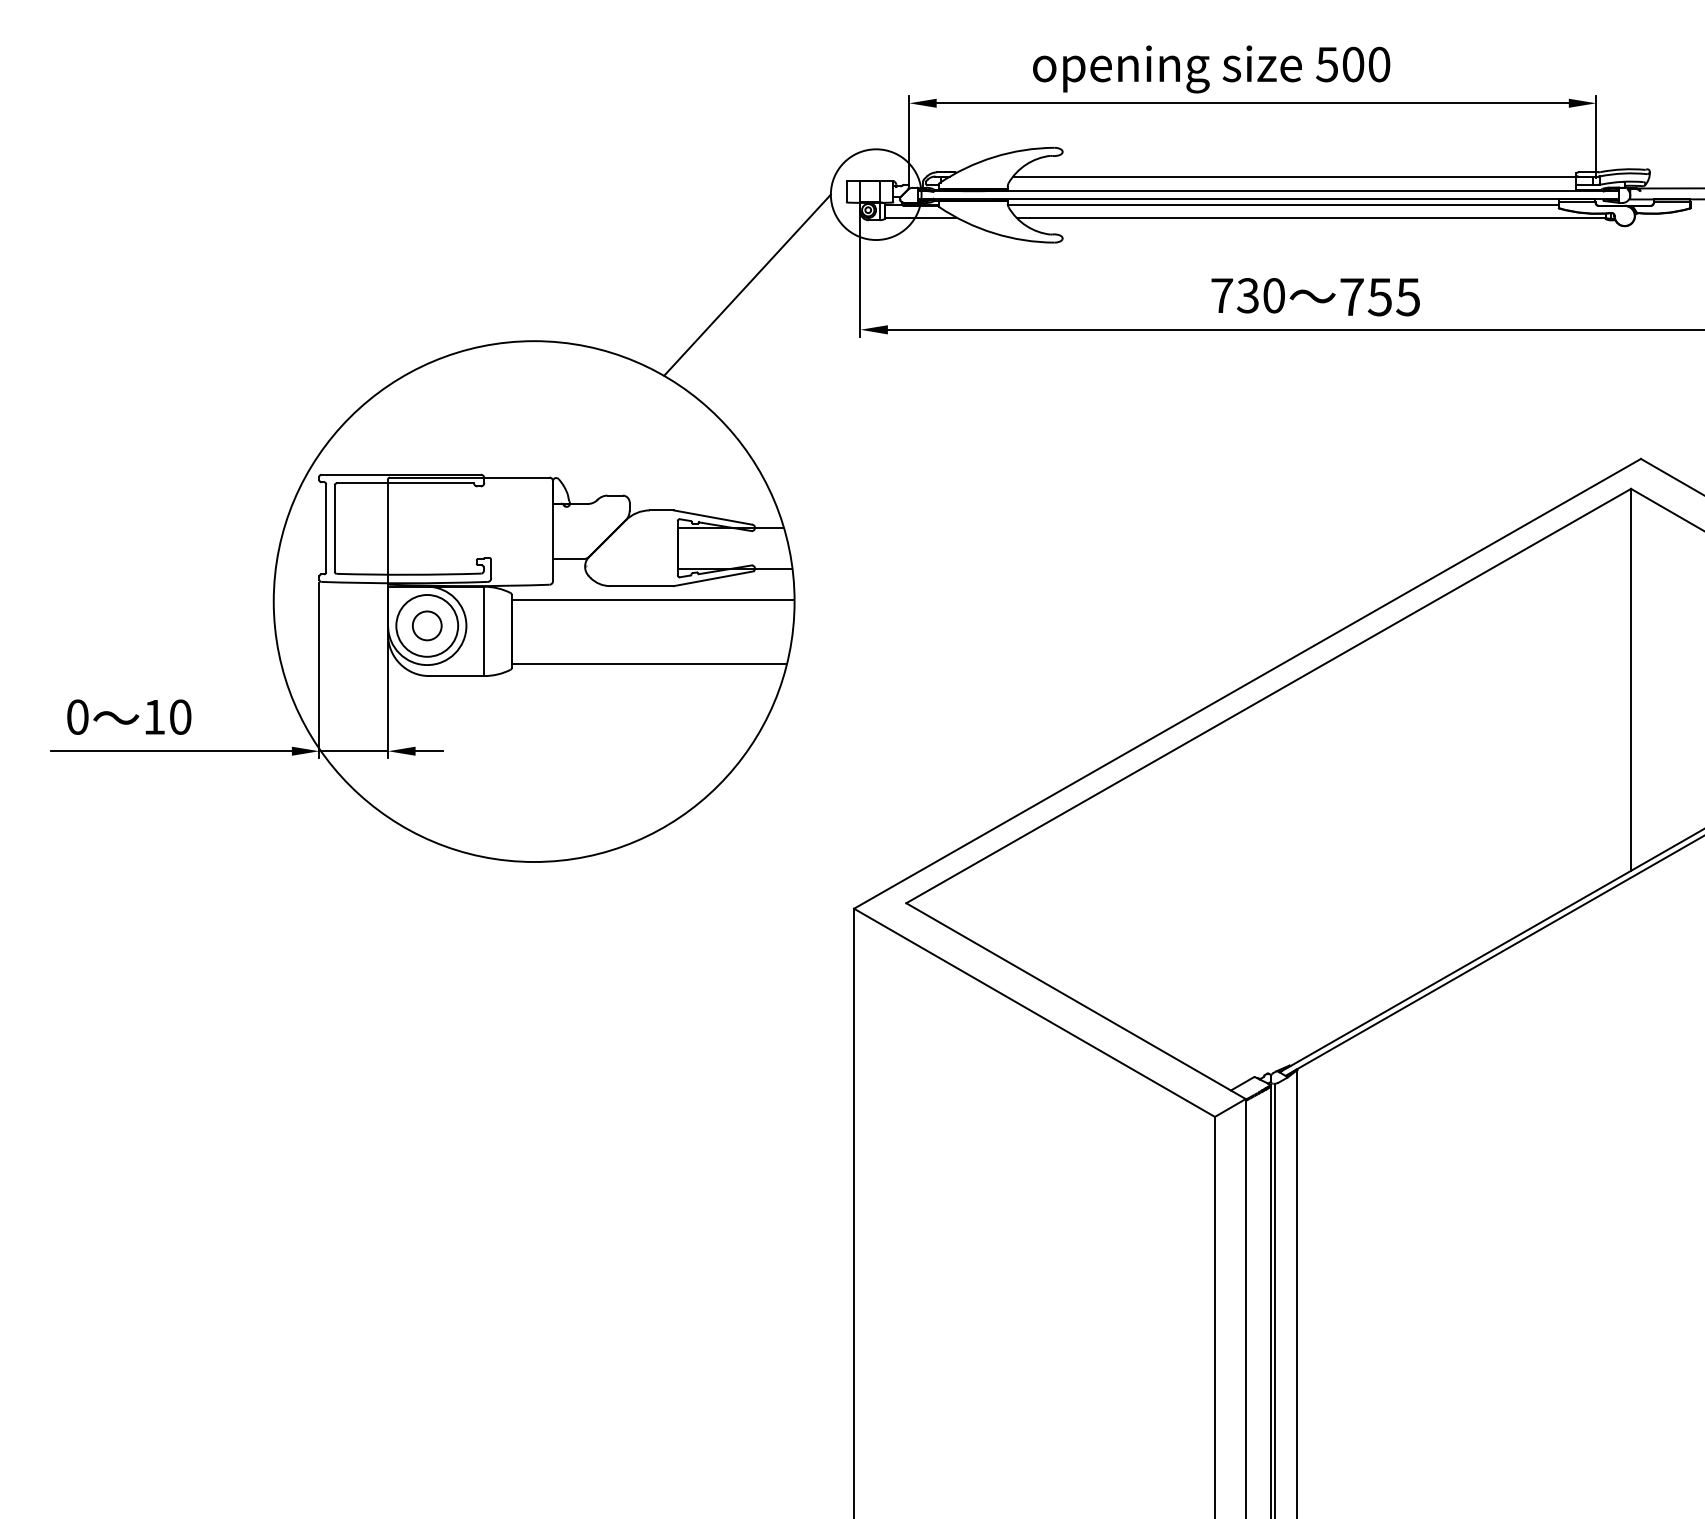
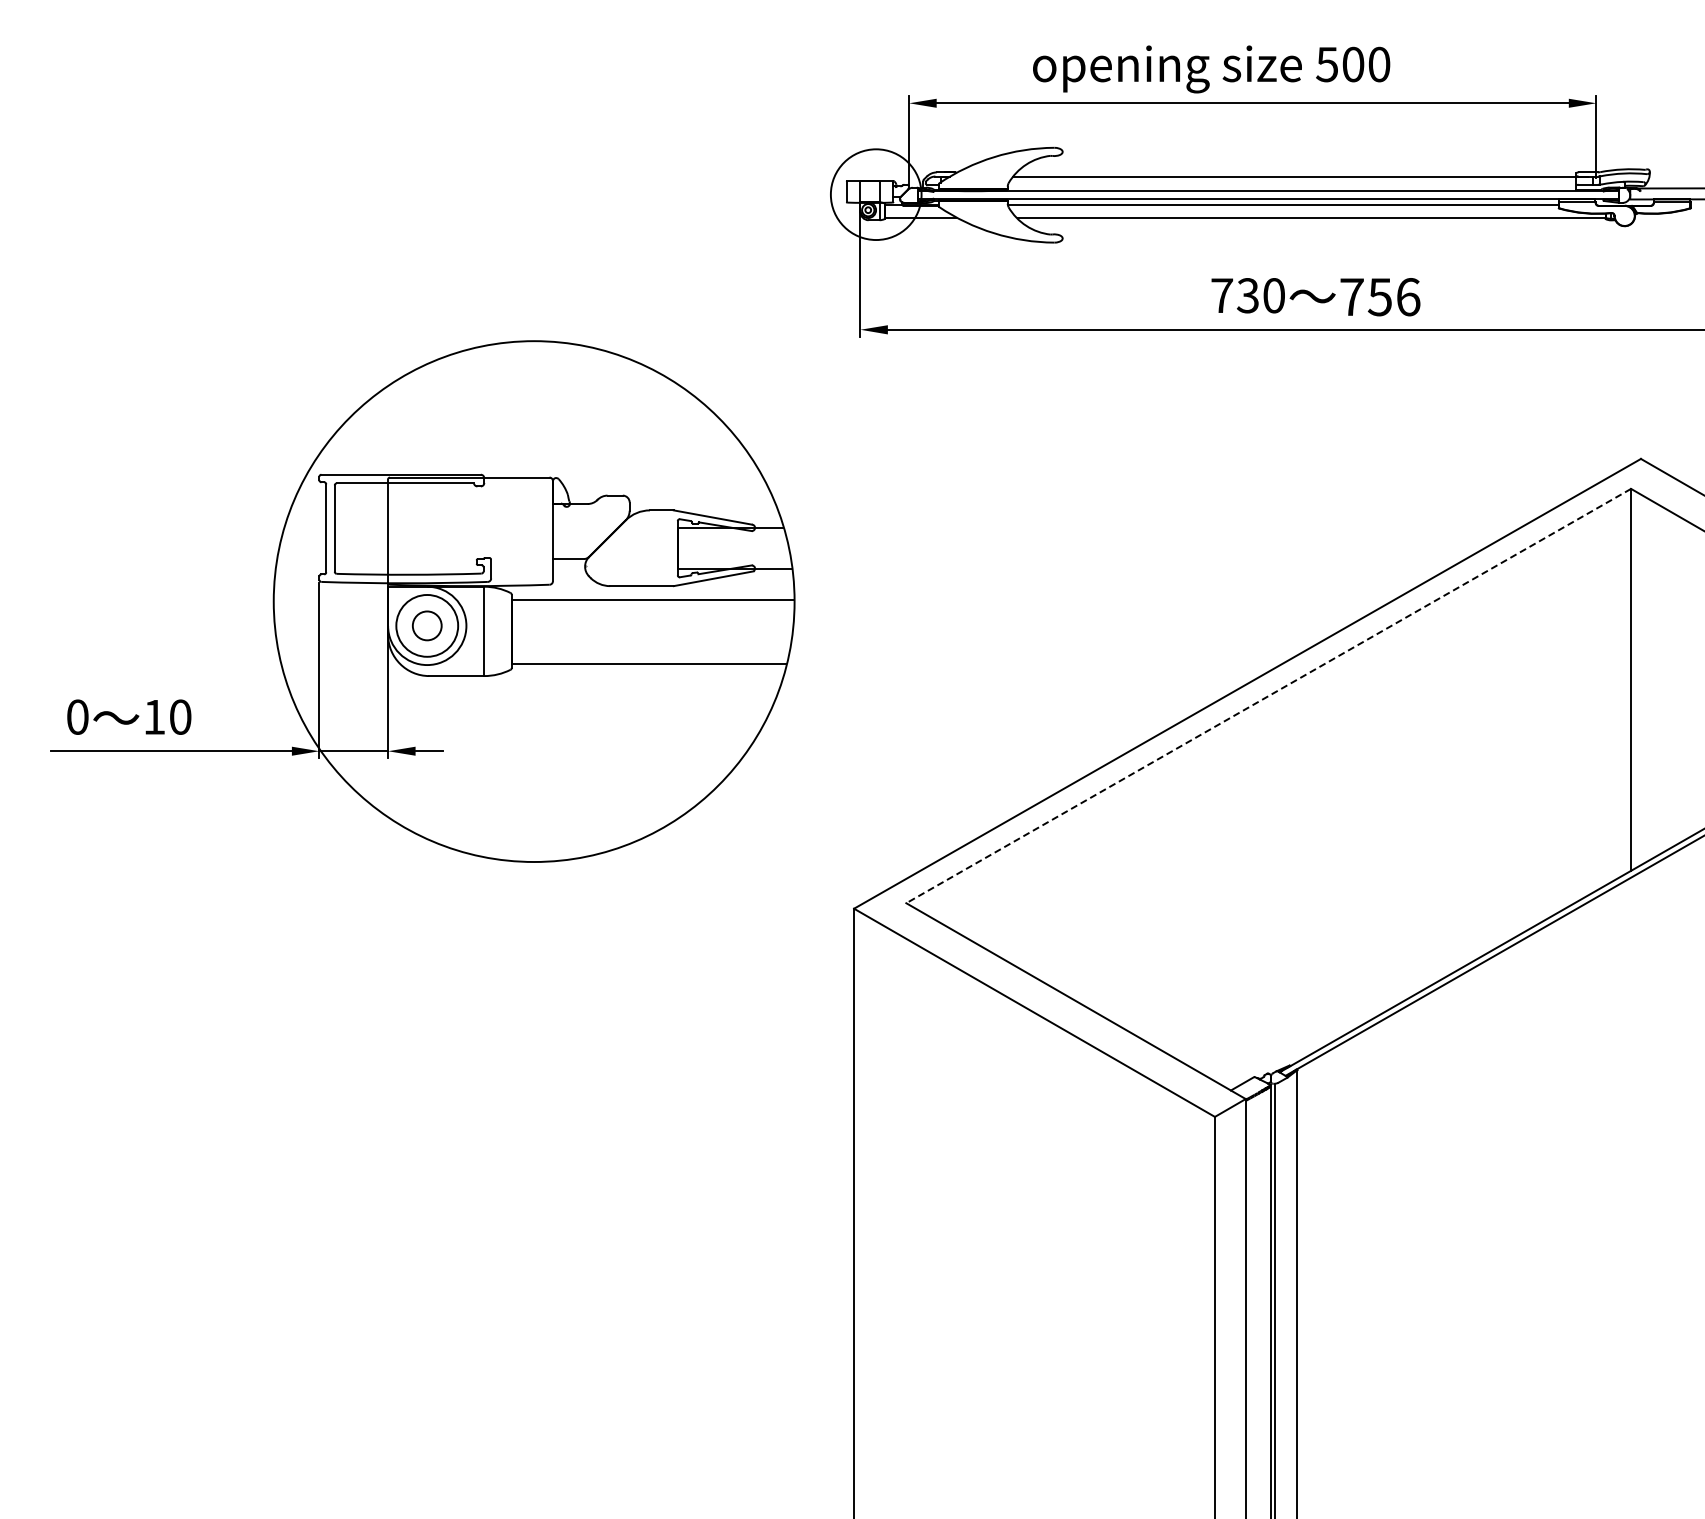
line: present -> none (747, 284)
text: 755 -> 756 (1408, 297)
line: solid -> dashed (1268, 696)
